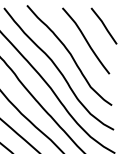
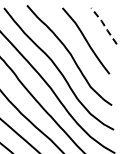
line: solid -> dashed (104, 25)
